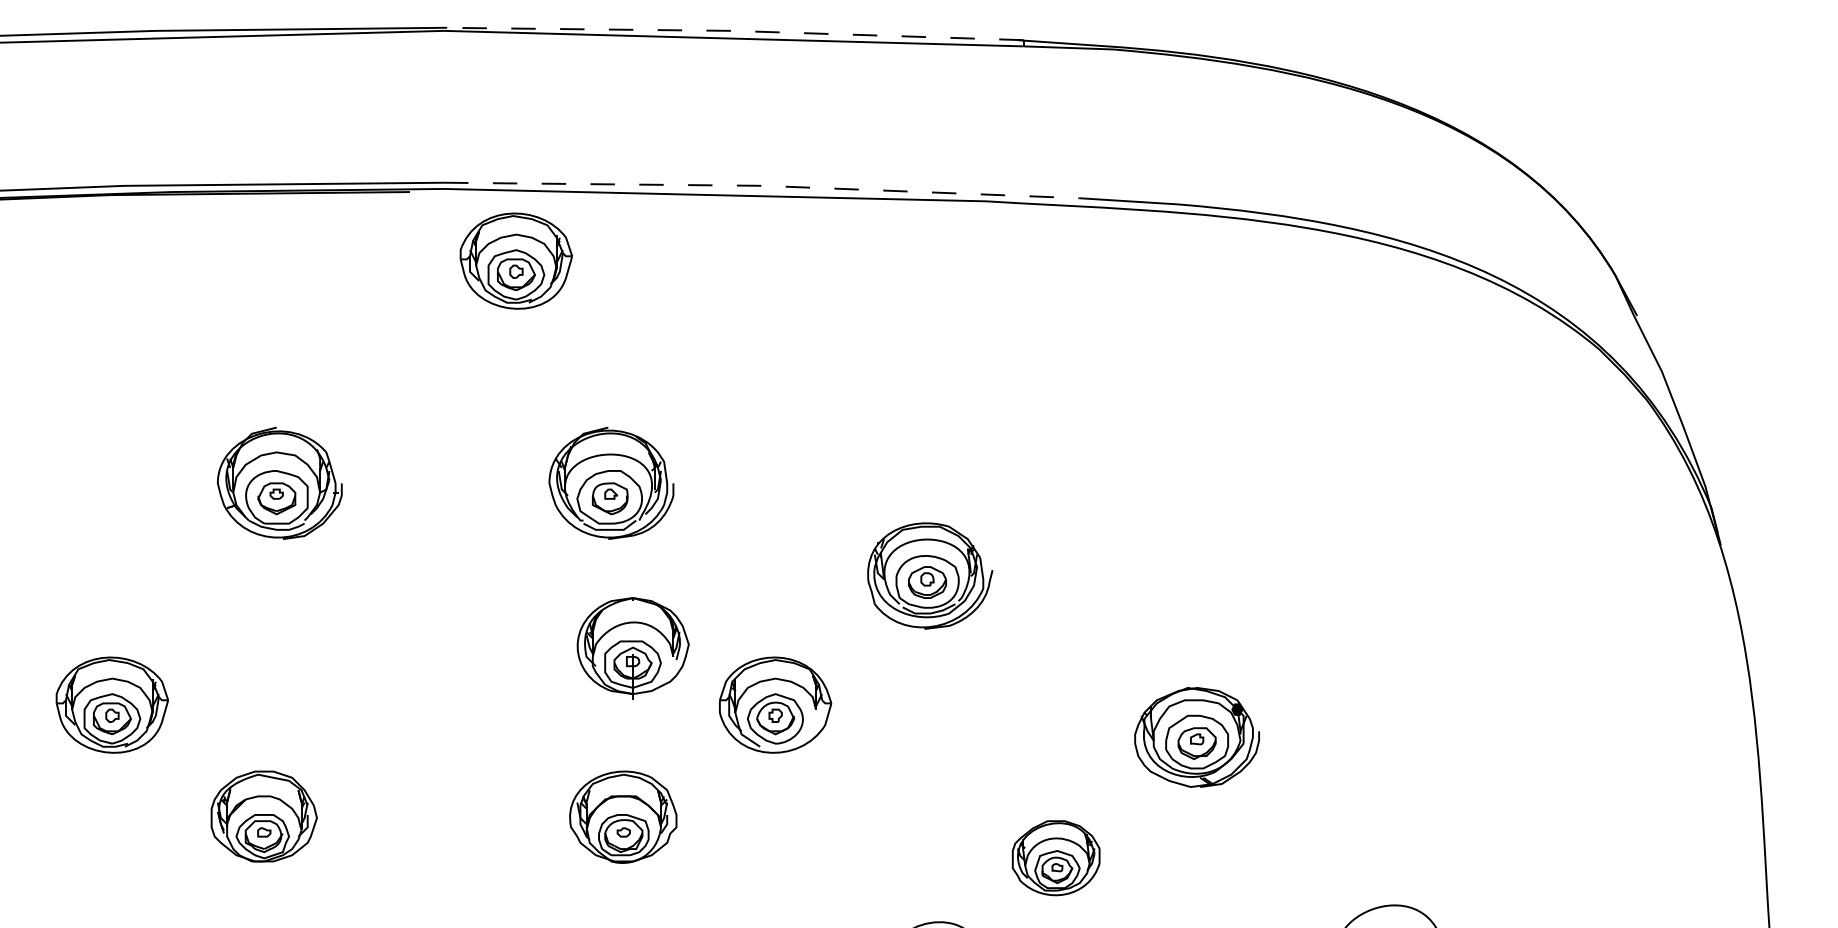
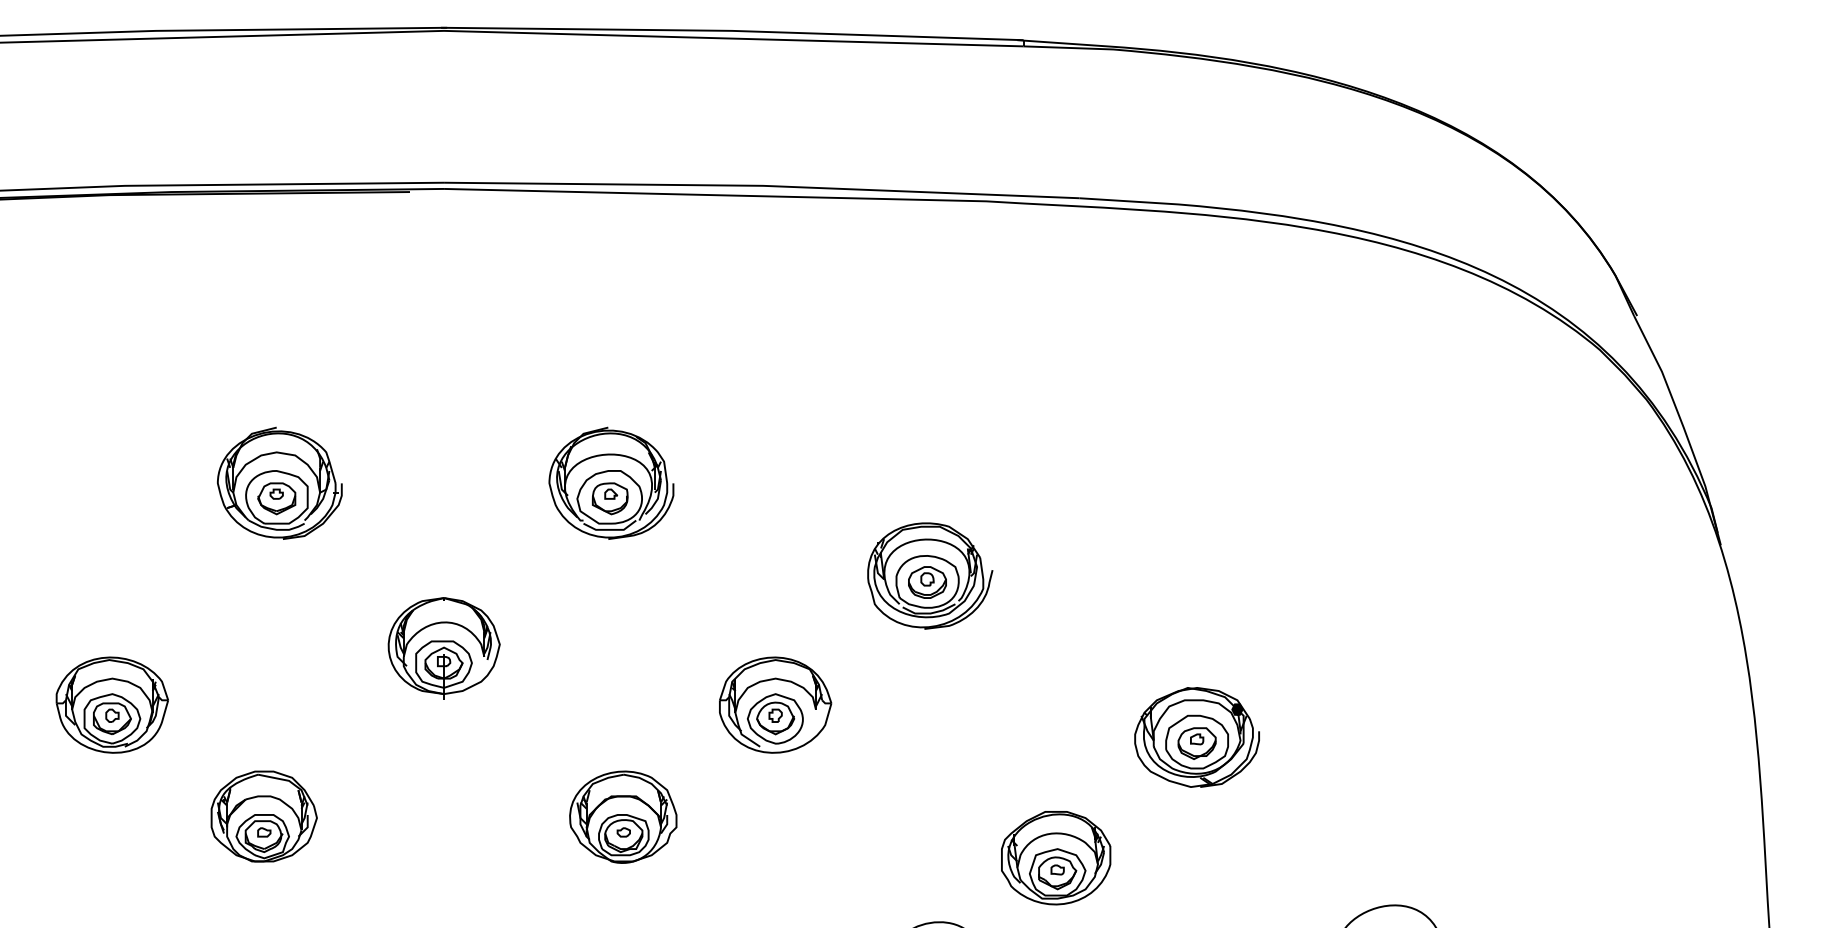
line: dashed -> solid (732, 30)
line: dashed -> solid (762, 185)
part: present -> none (515, 260)
part position: (632, 648) -> (443, 648) (443, 648)
part size: 90x77 px -> 111x95 px (1056, 858)
